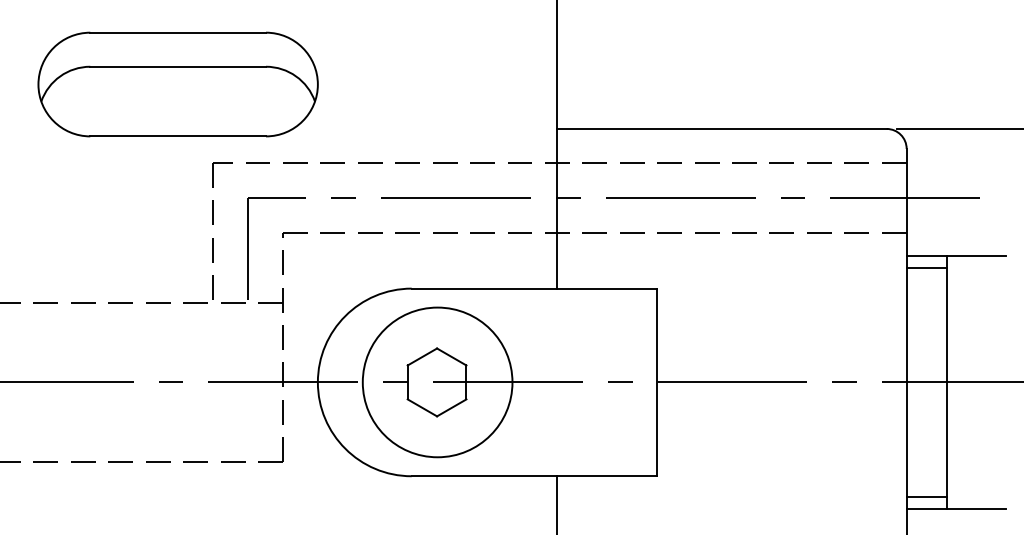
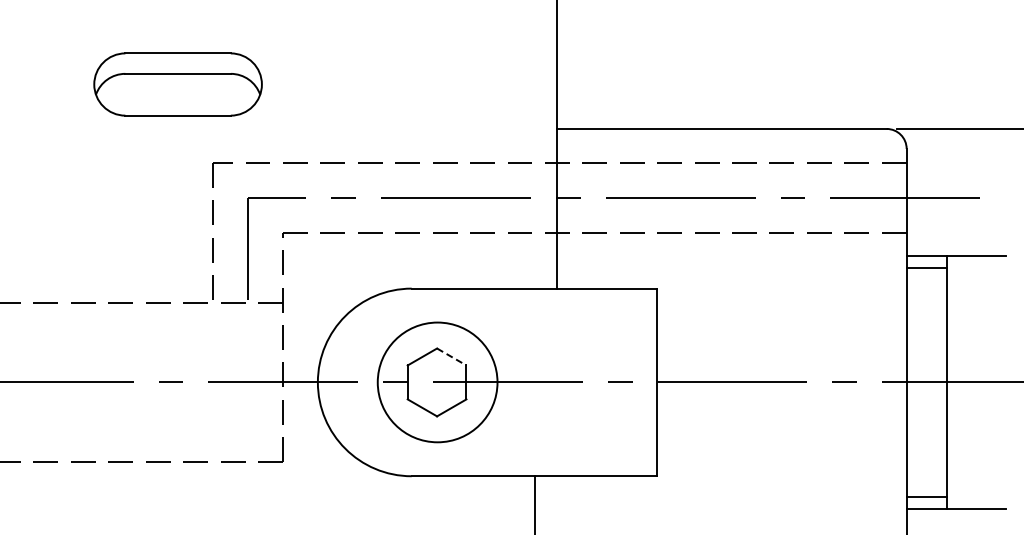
part size: 282x107 px -> 170x65 px (177, 84)
line: solid -> dashed (451, 356)
circle diameter: 150 px -> 120 px (437, 382)
line position: (557, 503) -> (535, 503) (535, 503)
